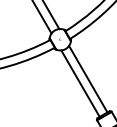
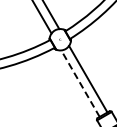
line: solid -> dashed (80, 83)
